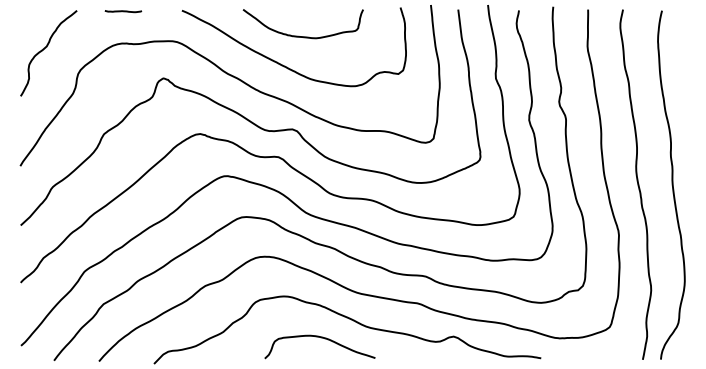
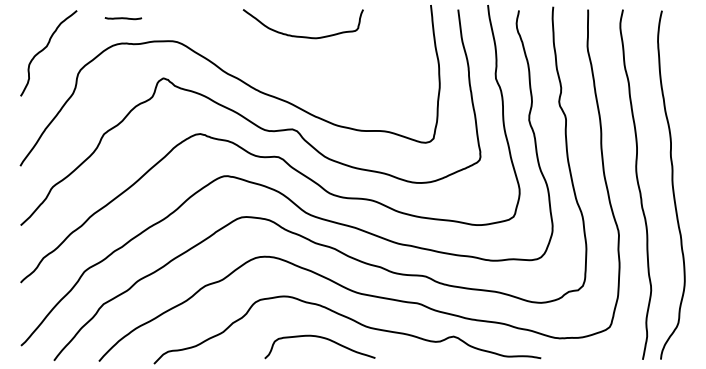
line position: (123, 11) -> (123, 18) (123, 18)
curve: present -> none (285, 65)
